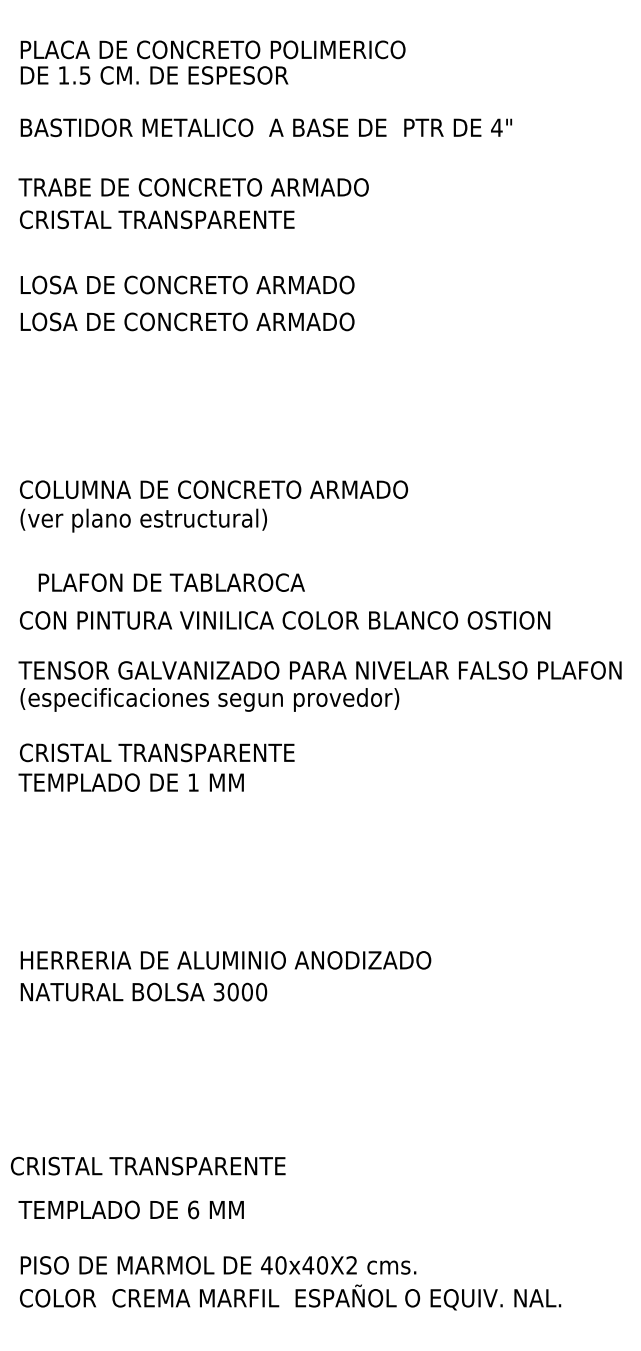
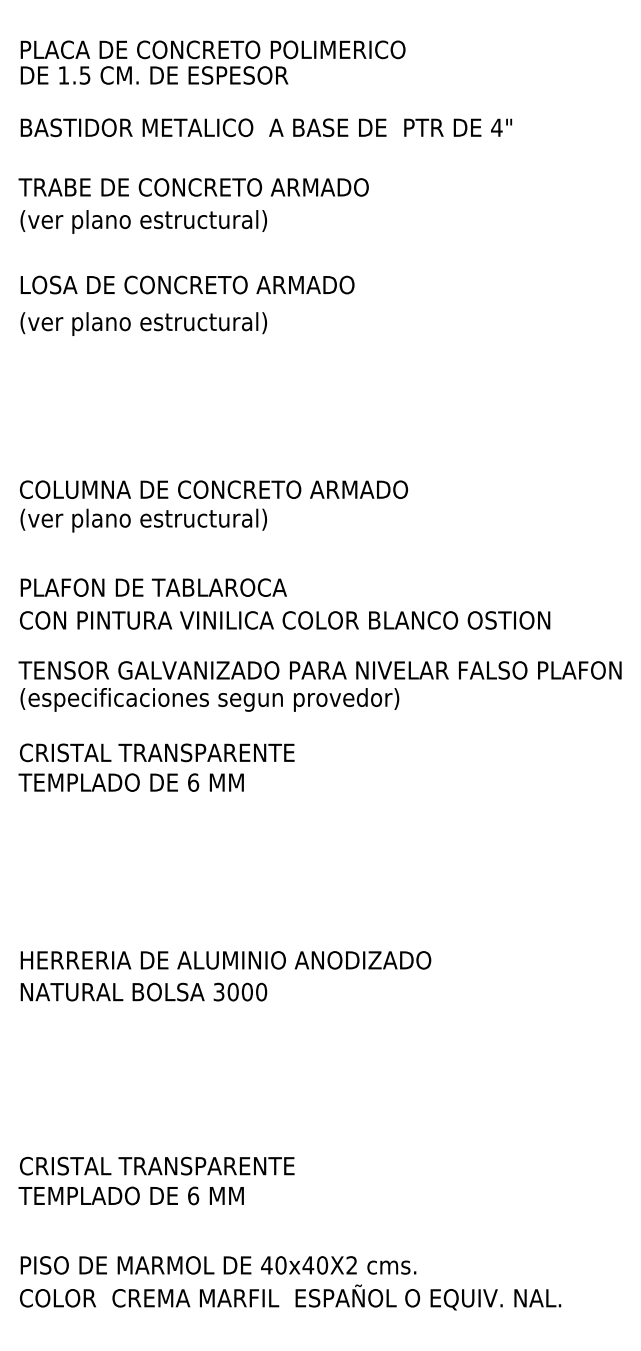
text: CRISTAL TRANSPARENTE -> (ver plano estructural) (156, 221)
text: LOSA DE CONCRETO ARMADO -> (ver plano estructural) (187, 323)
text position: (171, 582) -> (153, 587) (153, 587)
text: 1 -> 6 (193, 782)
text position: (148, 1165) -> (157, 1165) (157, 1165)
text position: (130, 1209) -> (130, 1195) (130, 1195)
